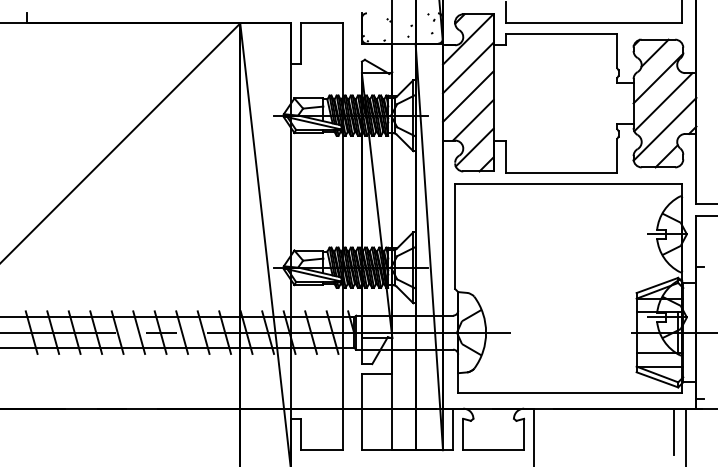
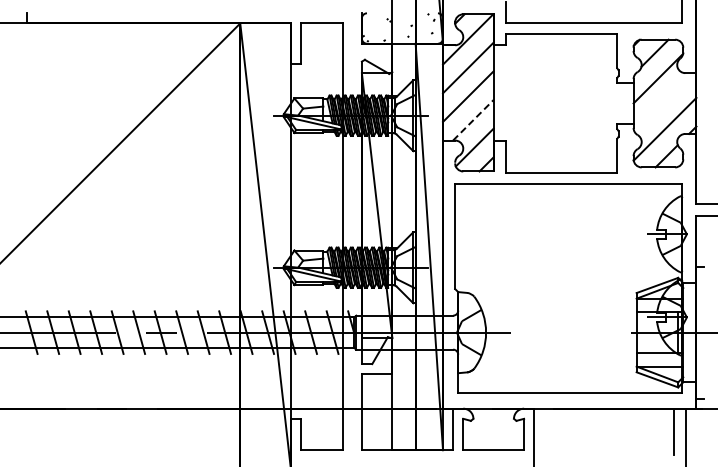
line: present -> none (663, 102)
line: solid -> dashed (473, 120)
